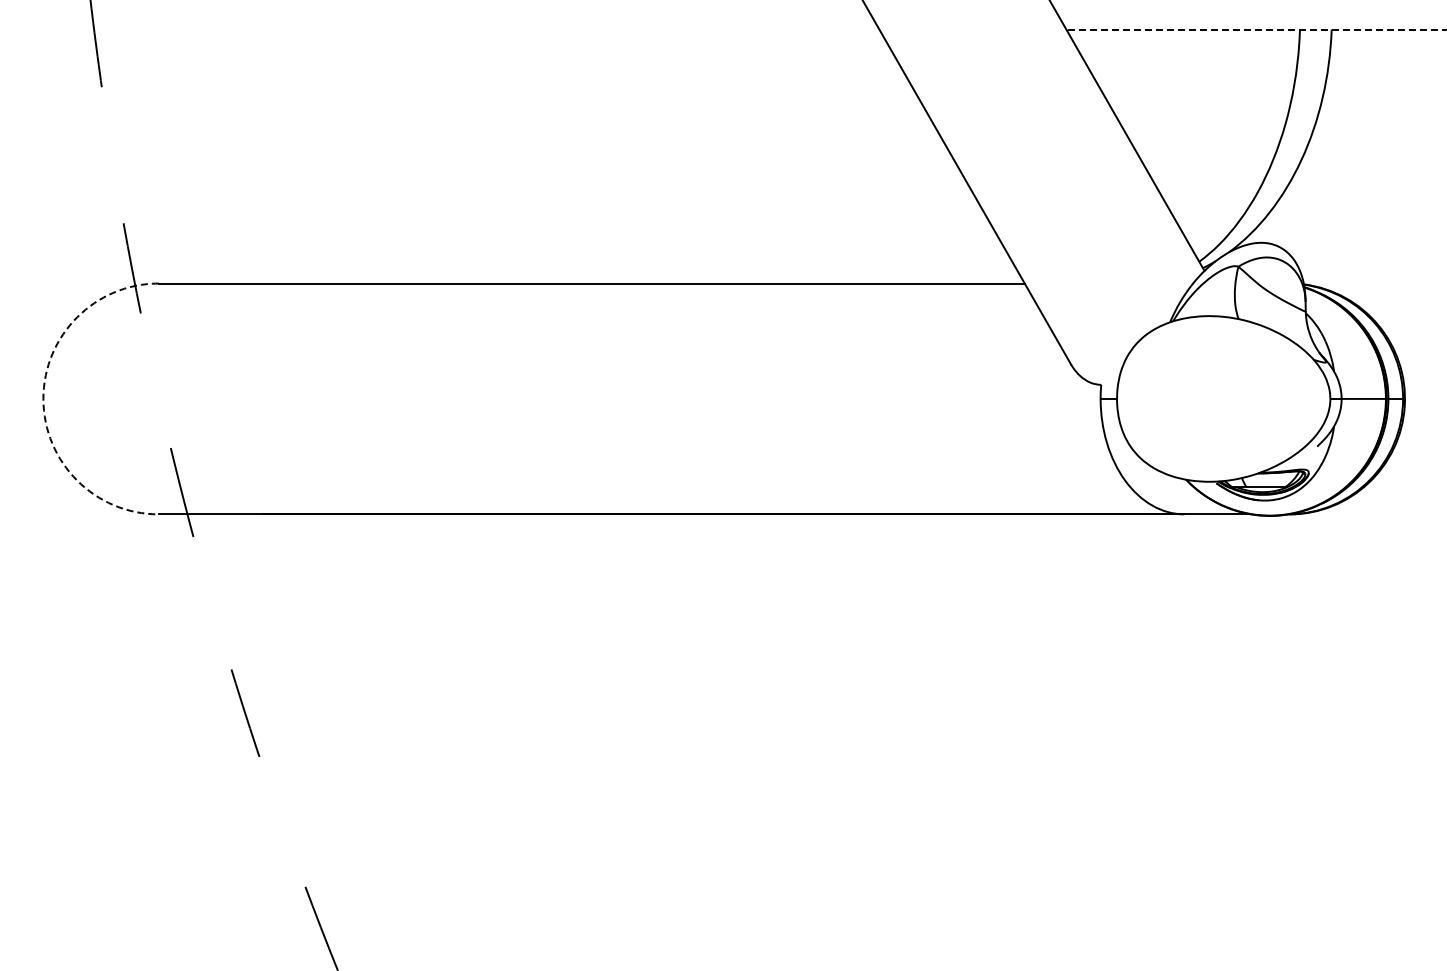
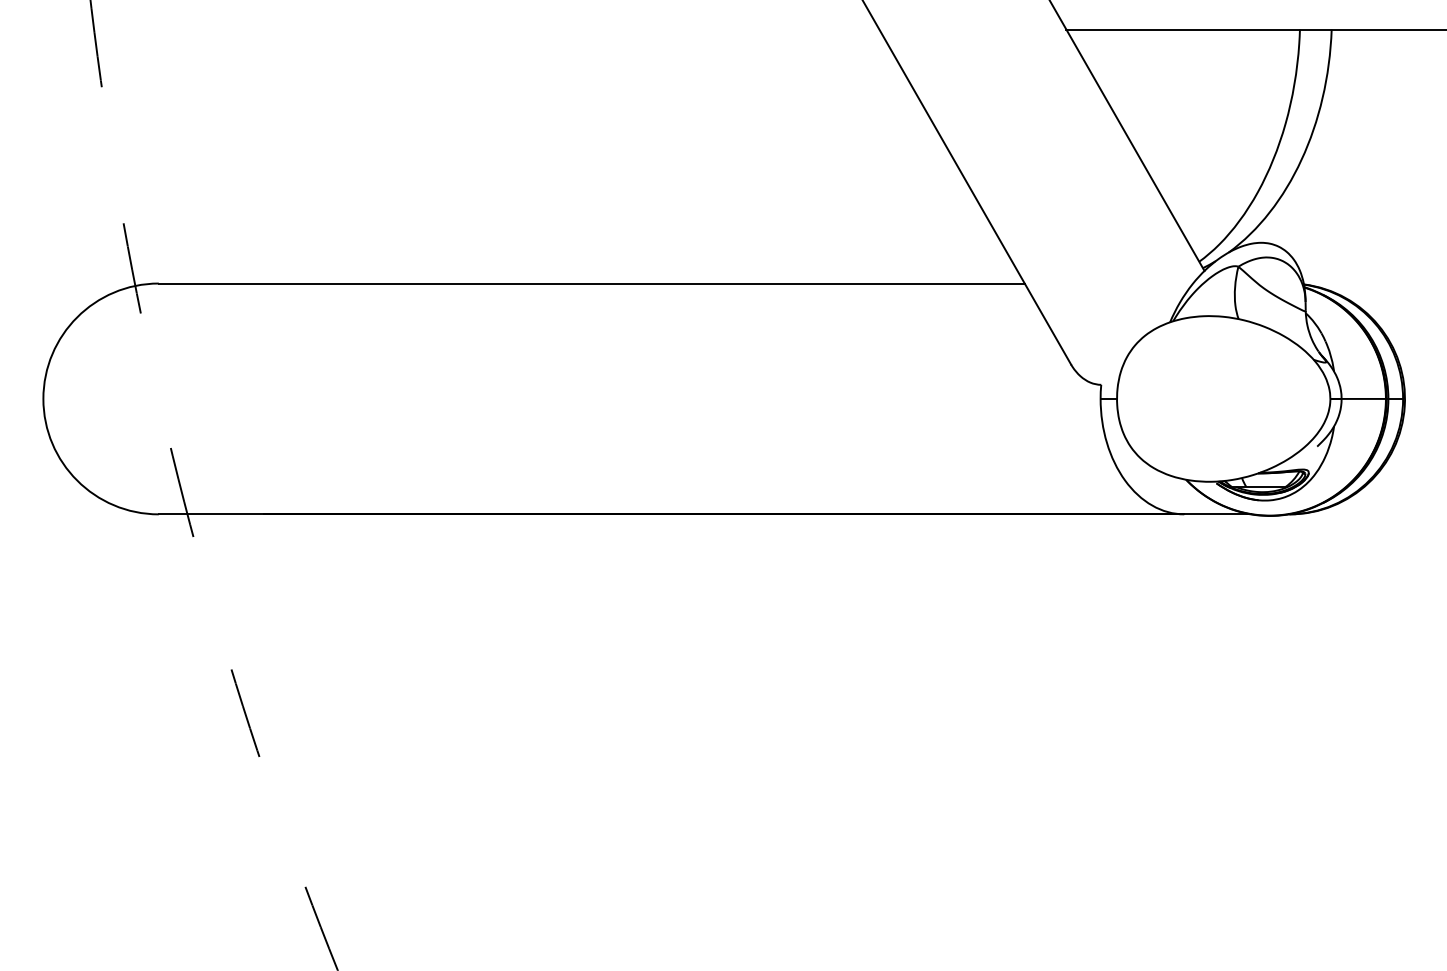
line: dashed -> solid (1256, 29)
arc: dashed -> solid (43, 398)
